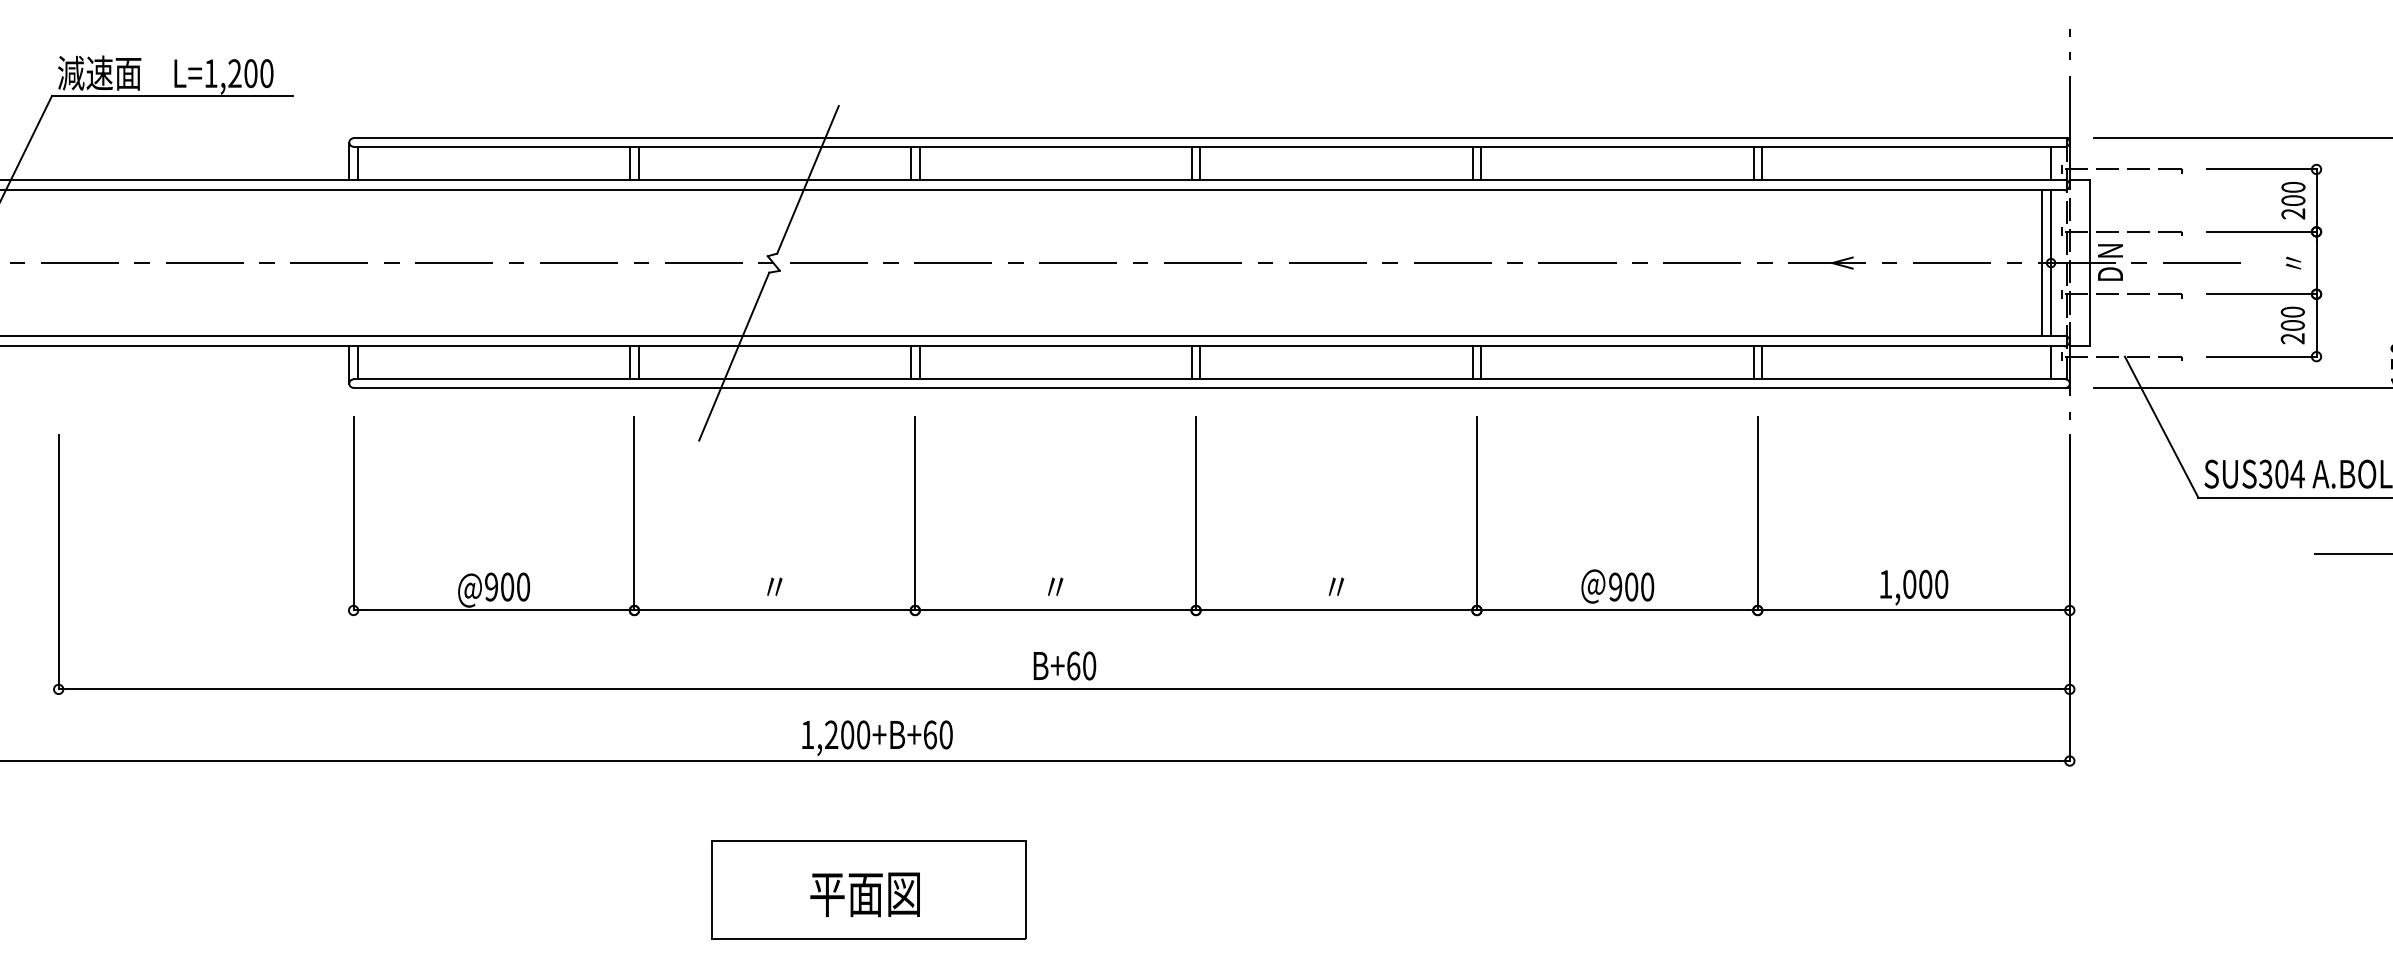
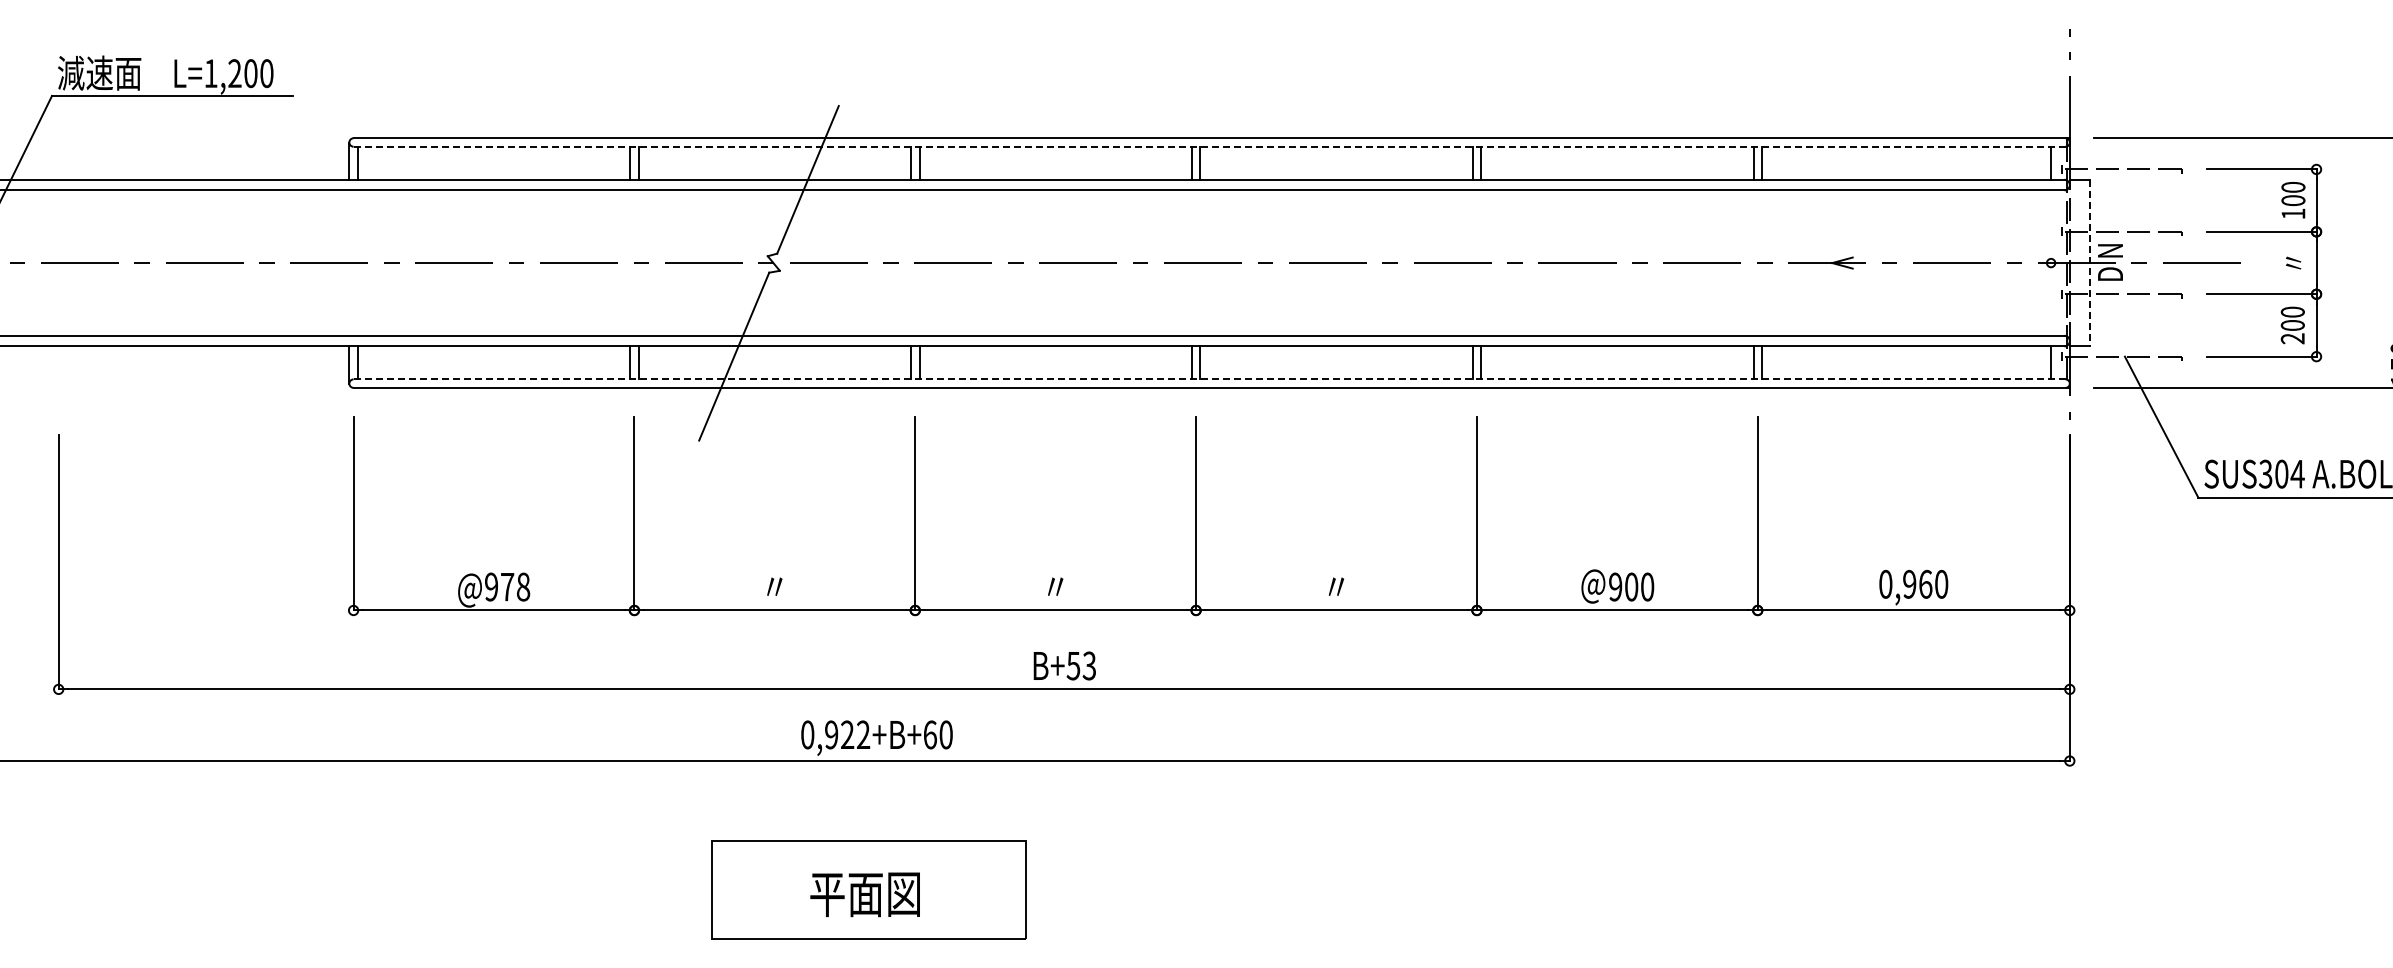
line: solid -> dashed (1209, 146)
text: 200 -> 100 (2293, 213)
line: present -> none (2041, 262)
line: present -> none (2051, 262)
line: solid -> dashed (2090, 263)
line: solid -> dashed (1209, 379)
line: present -> none (2351, 553)
text: 1,000 -> 0,960 (1905, 583)
text: @900 -> @978 (515, 586)
text: B+60 -> B+53 (1081, 665)
text: 1,200+B+60 -> 0,922+B+60 (835, 734)
